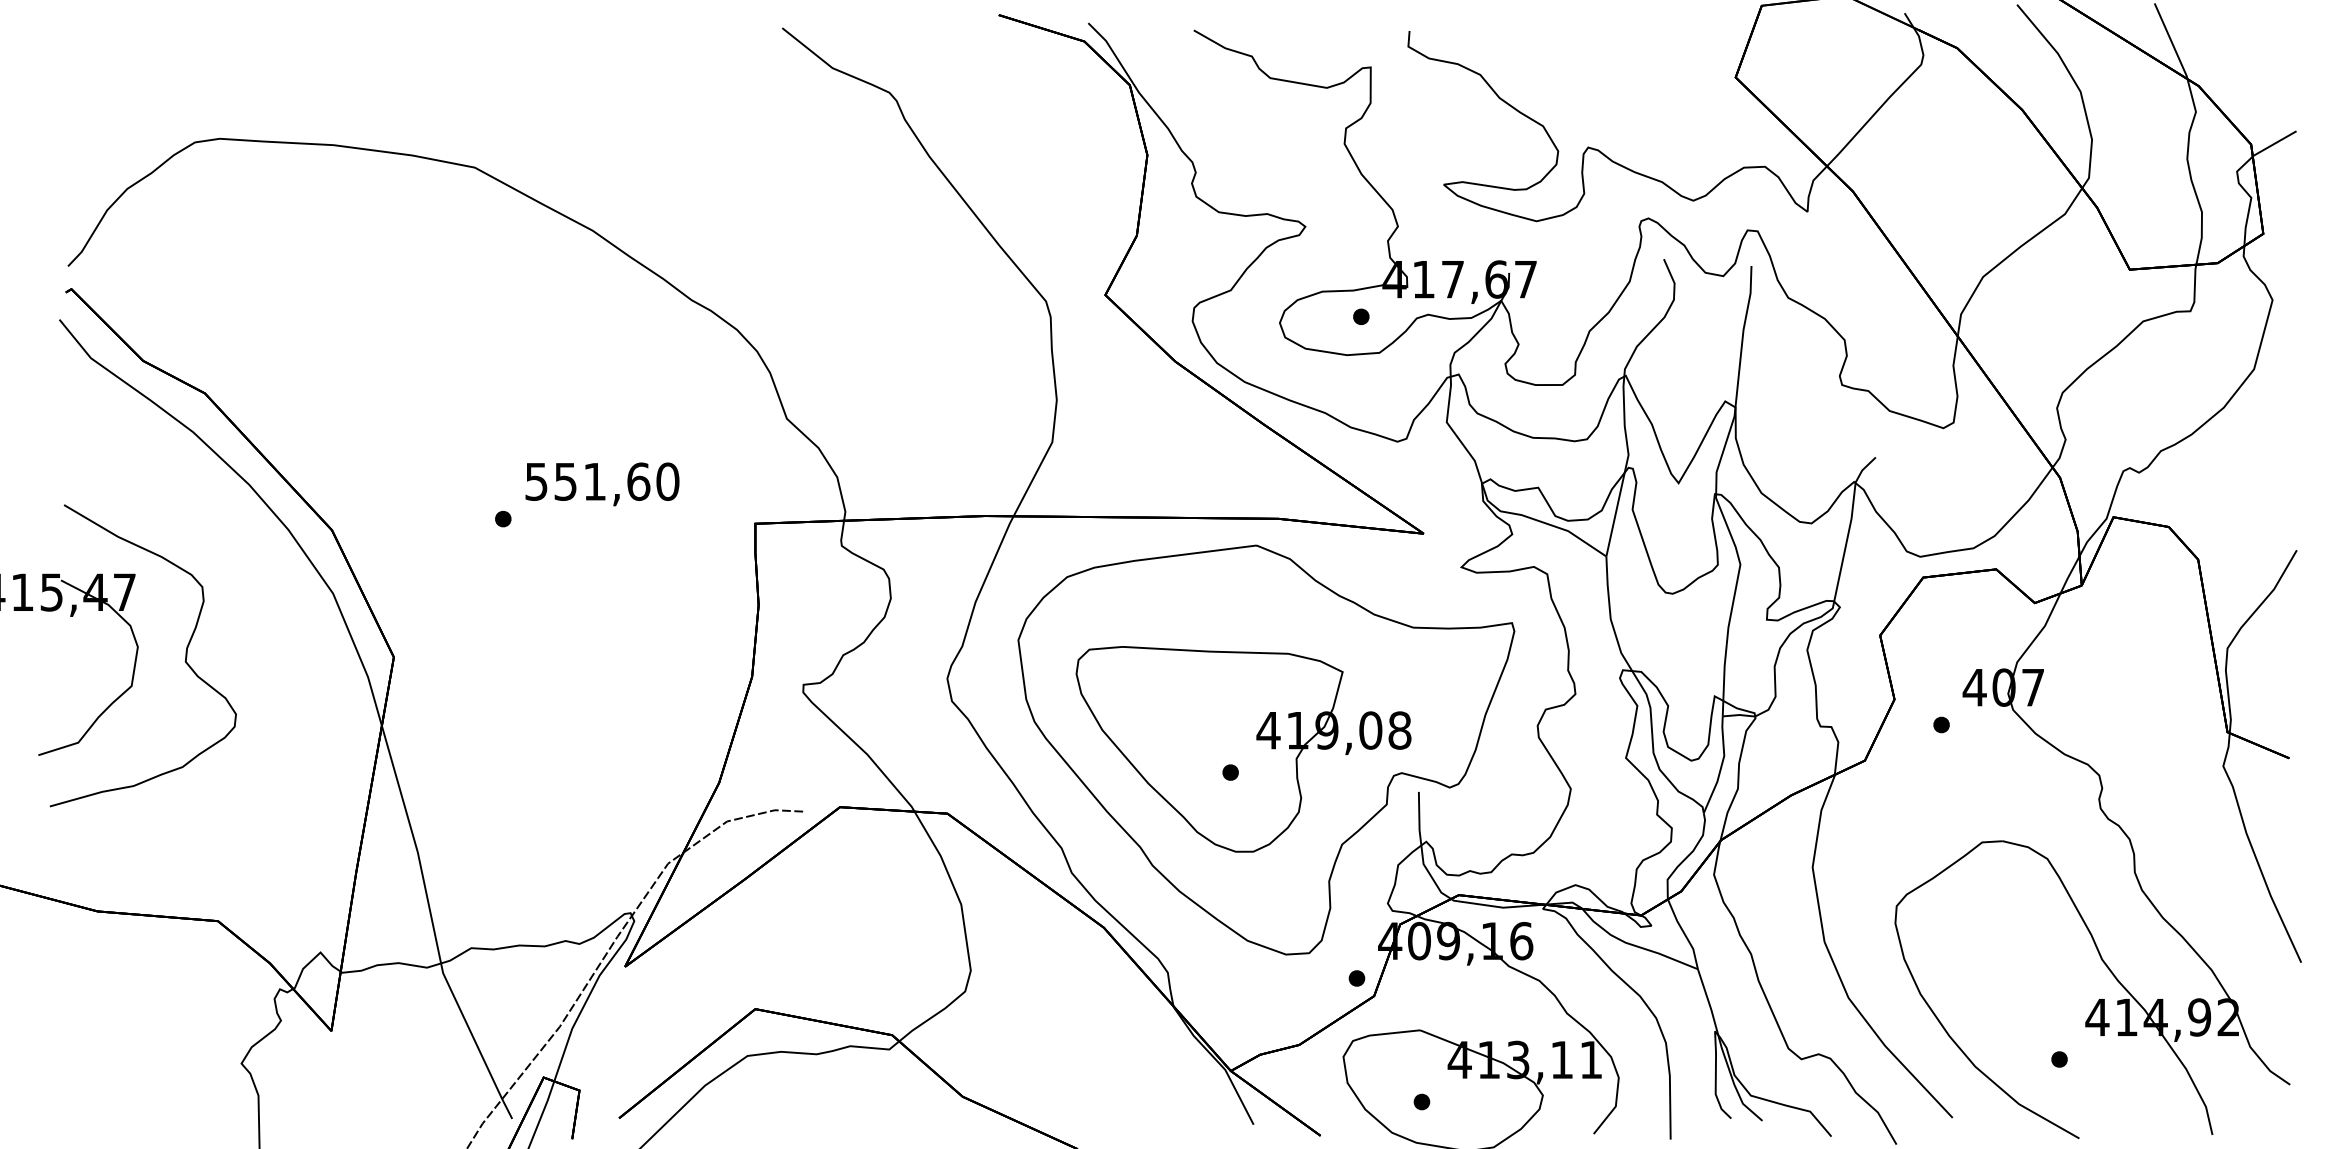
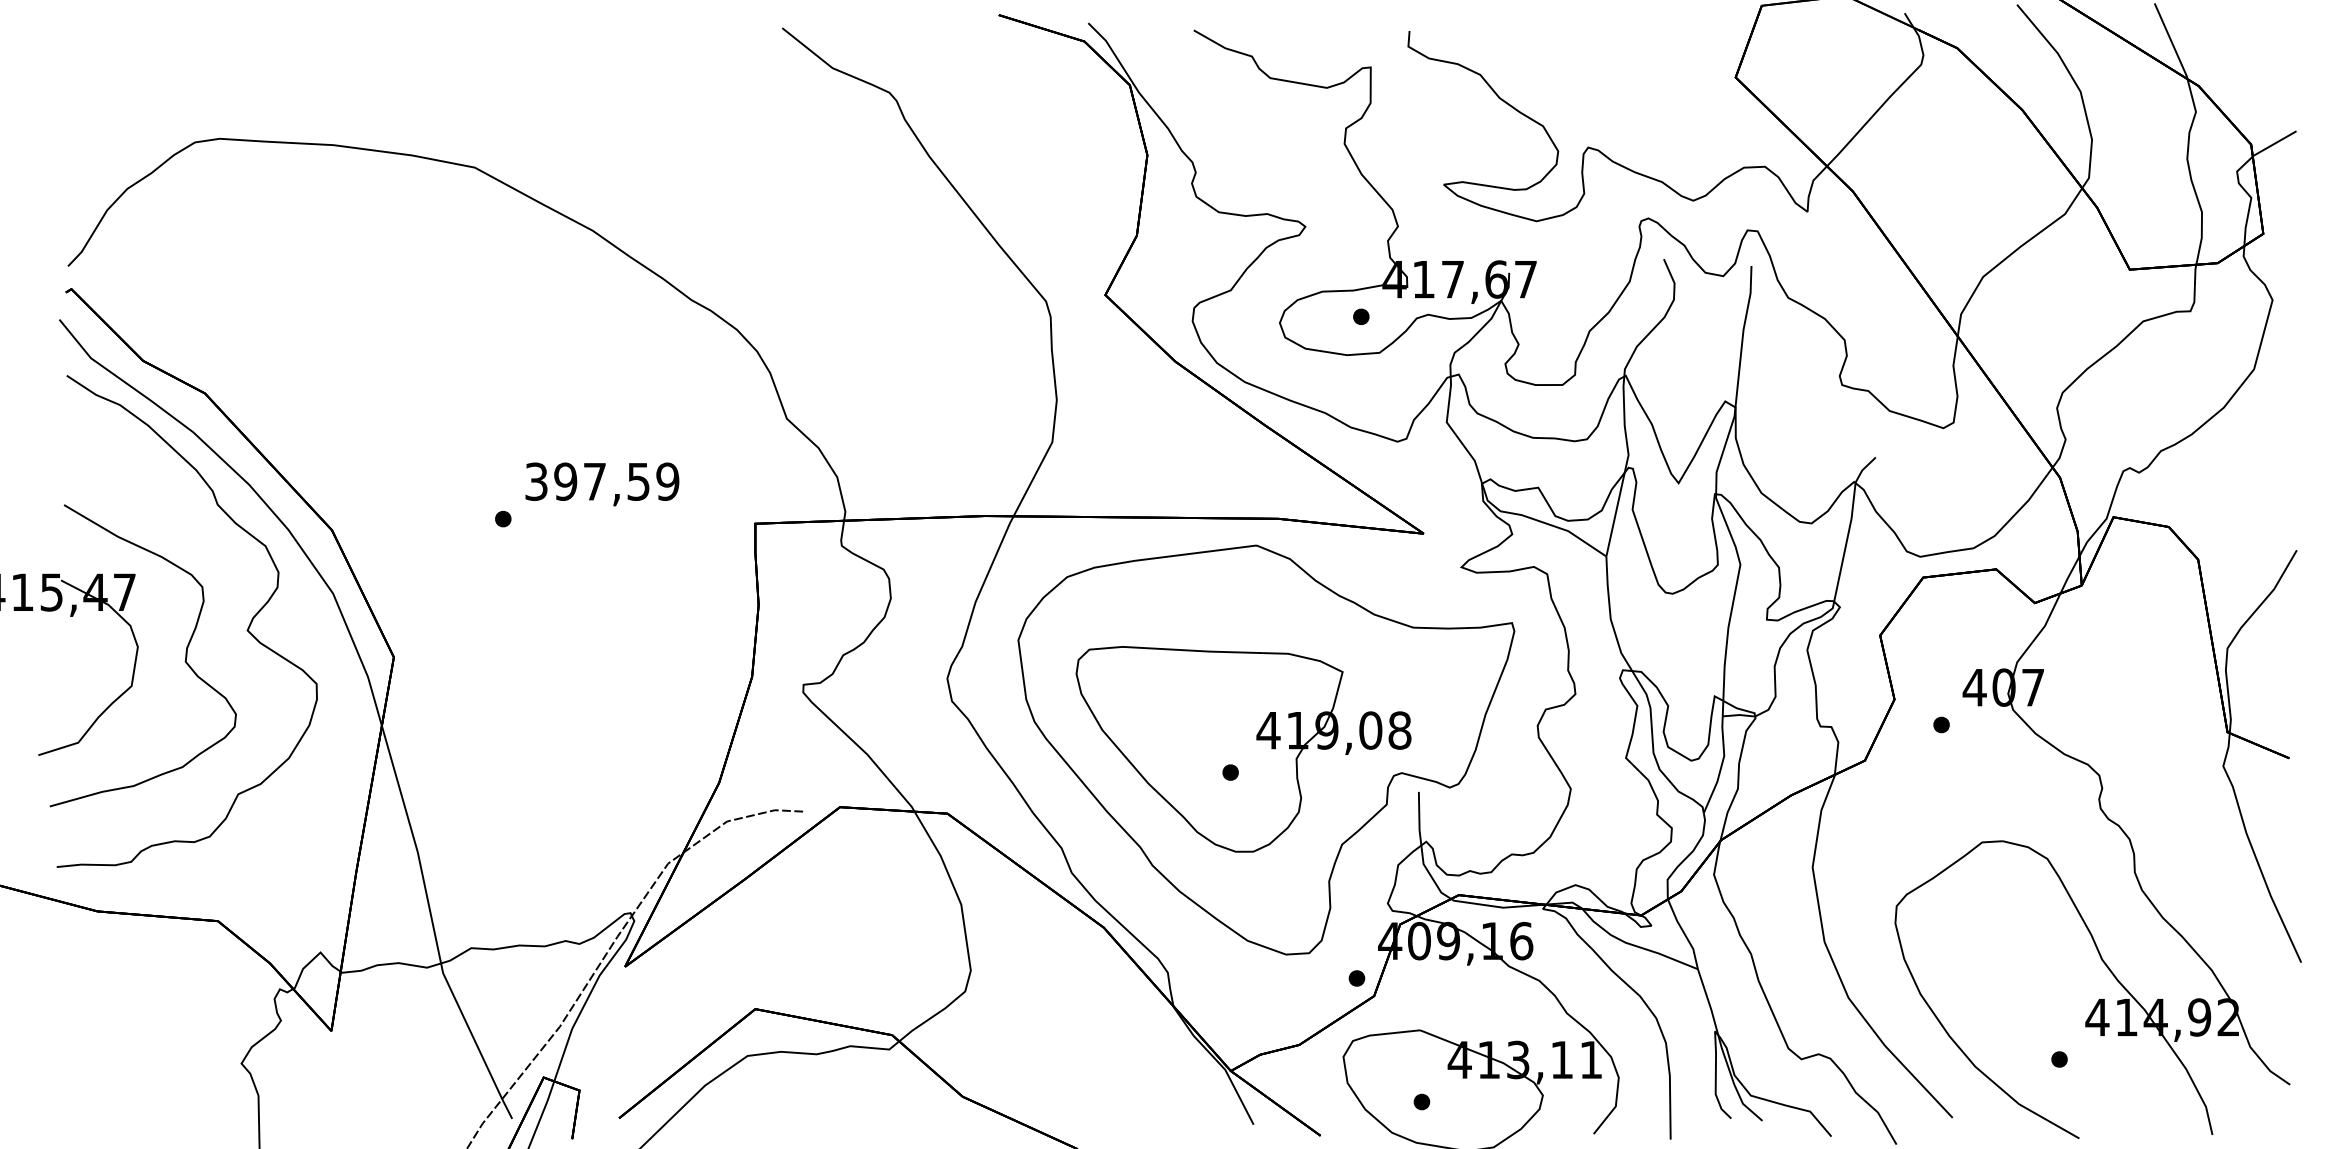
text: 551,60 -> 397,59 (602, 481)
curve: none -> present (246, 630)
